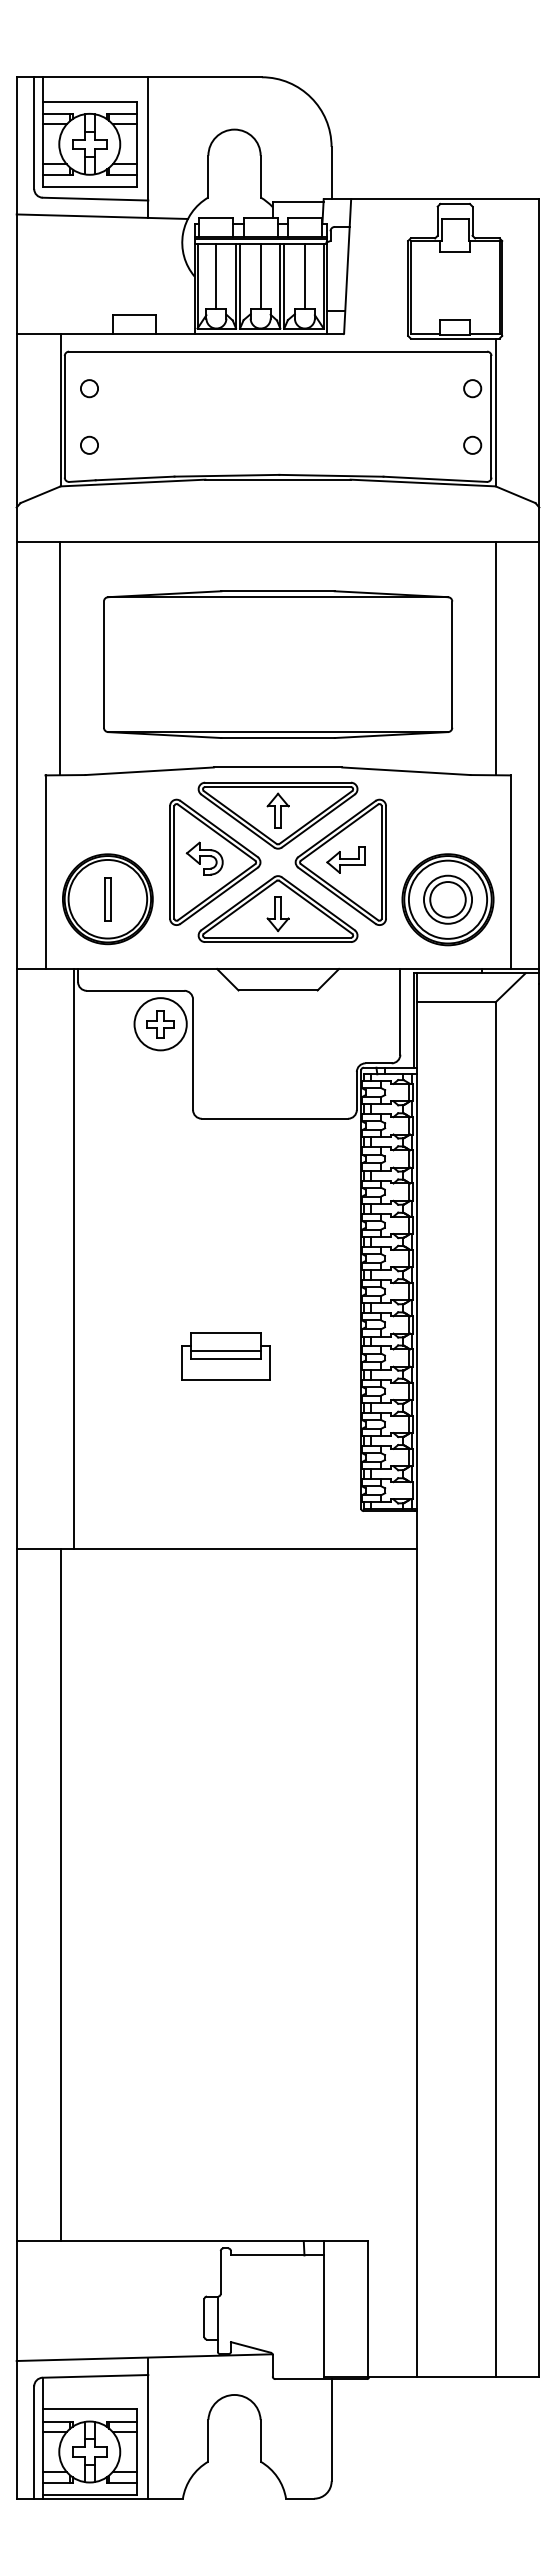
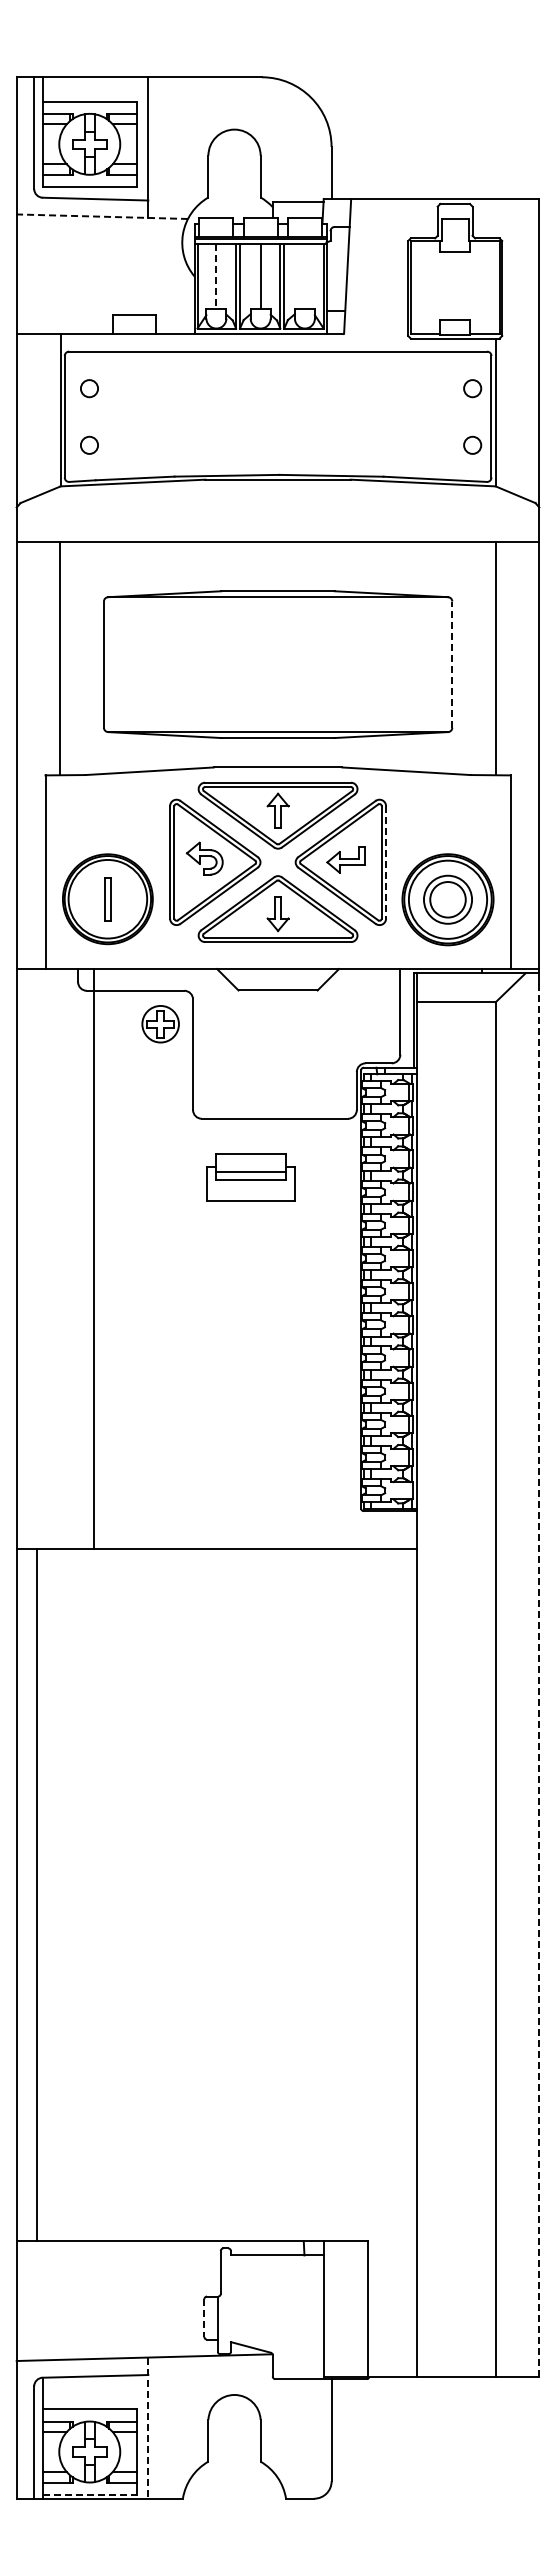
line: solid -> dashed (102, 216)
line: solid -> dashed (216, 276)
line: present -> none (304, 276)
line: solid -> dashed (452, 664)
line: solid -> dashed (386, 862)
circle diameter: 52 px -> 37 px (160, 1023)
line position: (73, 1258) -> (93, 1258) (93, 1258)
part position: (225, 1356) -> (250, 1177) (250, 1177)
line: solid -> dashed (539, 1681)
line position: (60, 1894) -> (36, 1894) (36, 1894)
line: solid -> dashed (204, 2318)
line: solid -> dashed (148, 2428)
line: solid -> dashed (89, 2494)
